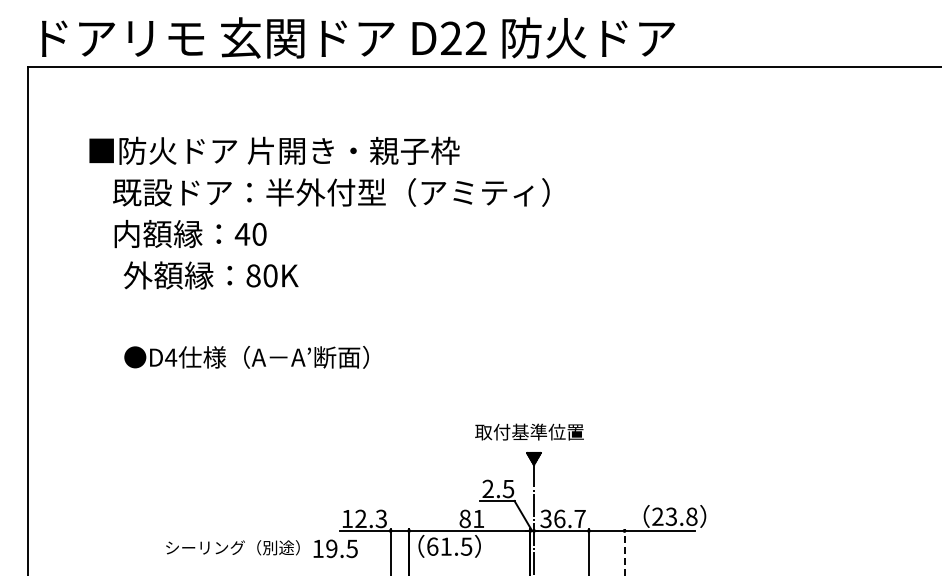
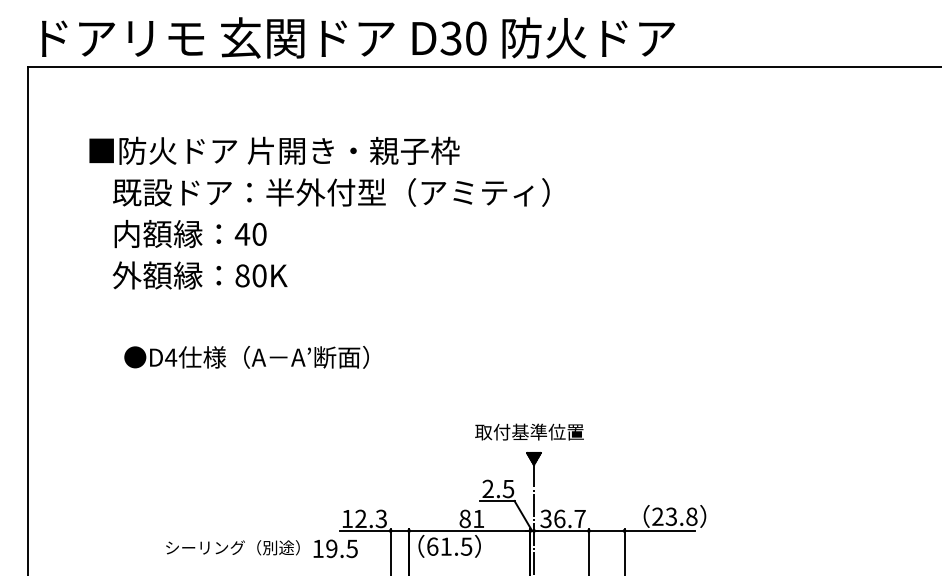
text: D22 -> D30 (463, 38)
text position: (210, 275) -> (199, 275) (199, 275)
line: dashed -> solid (624, 552)
